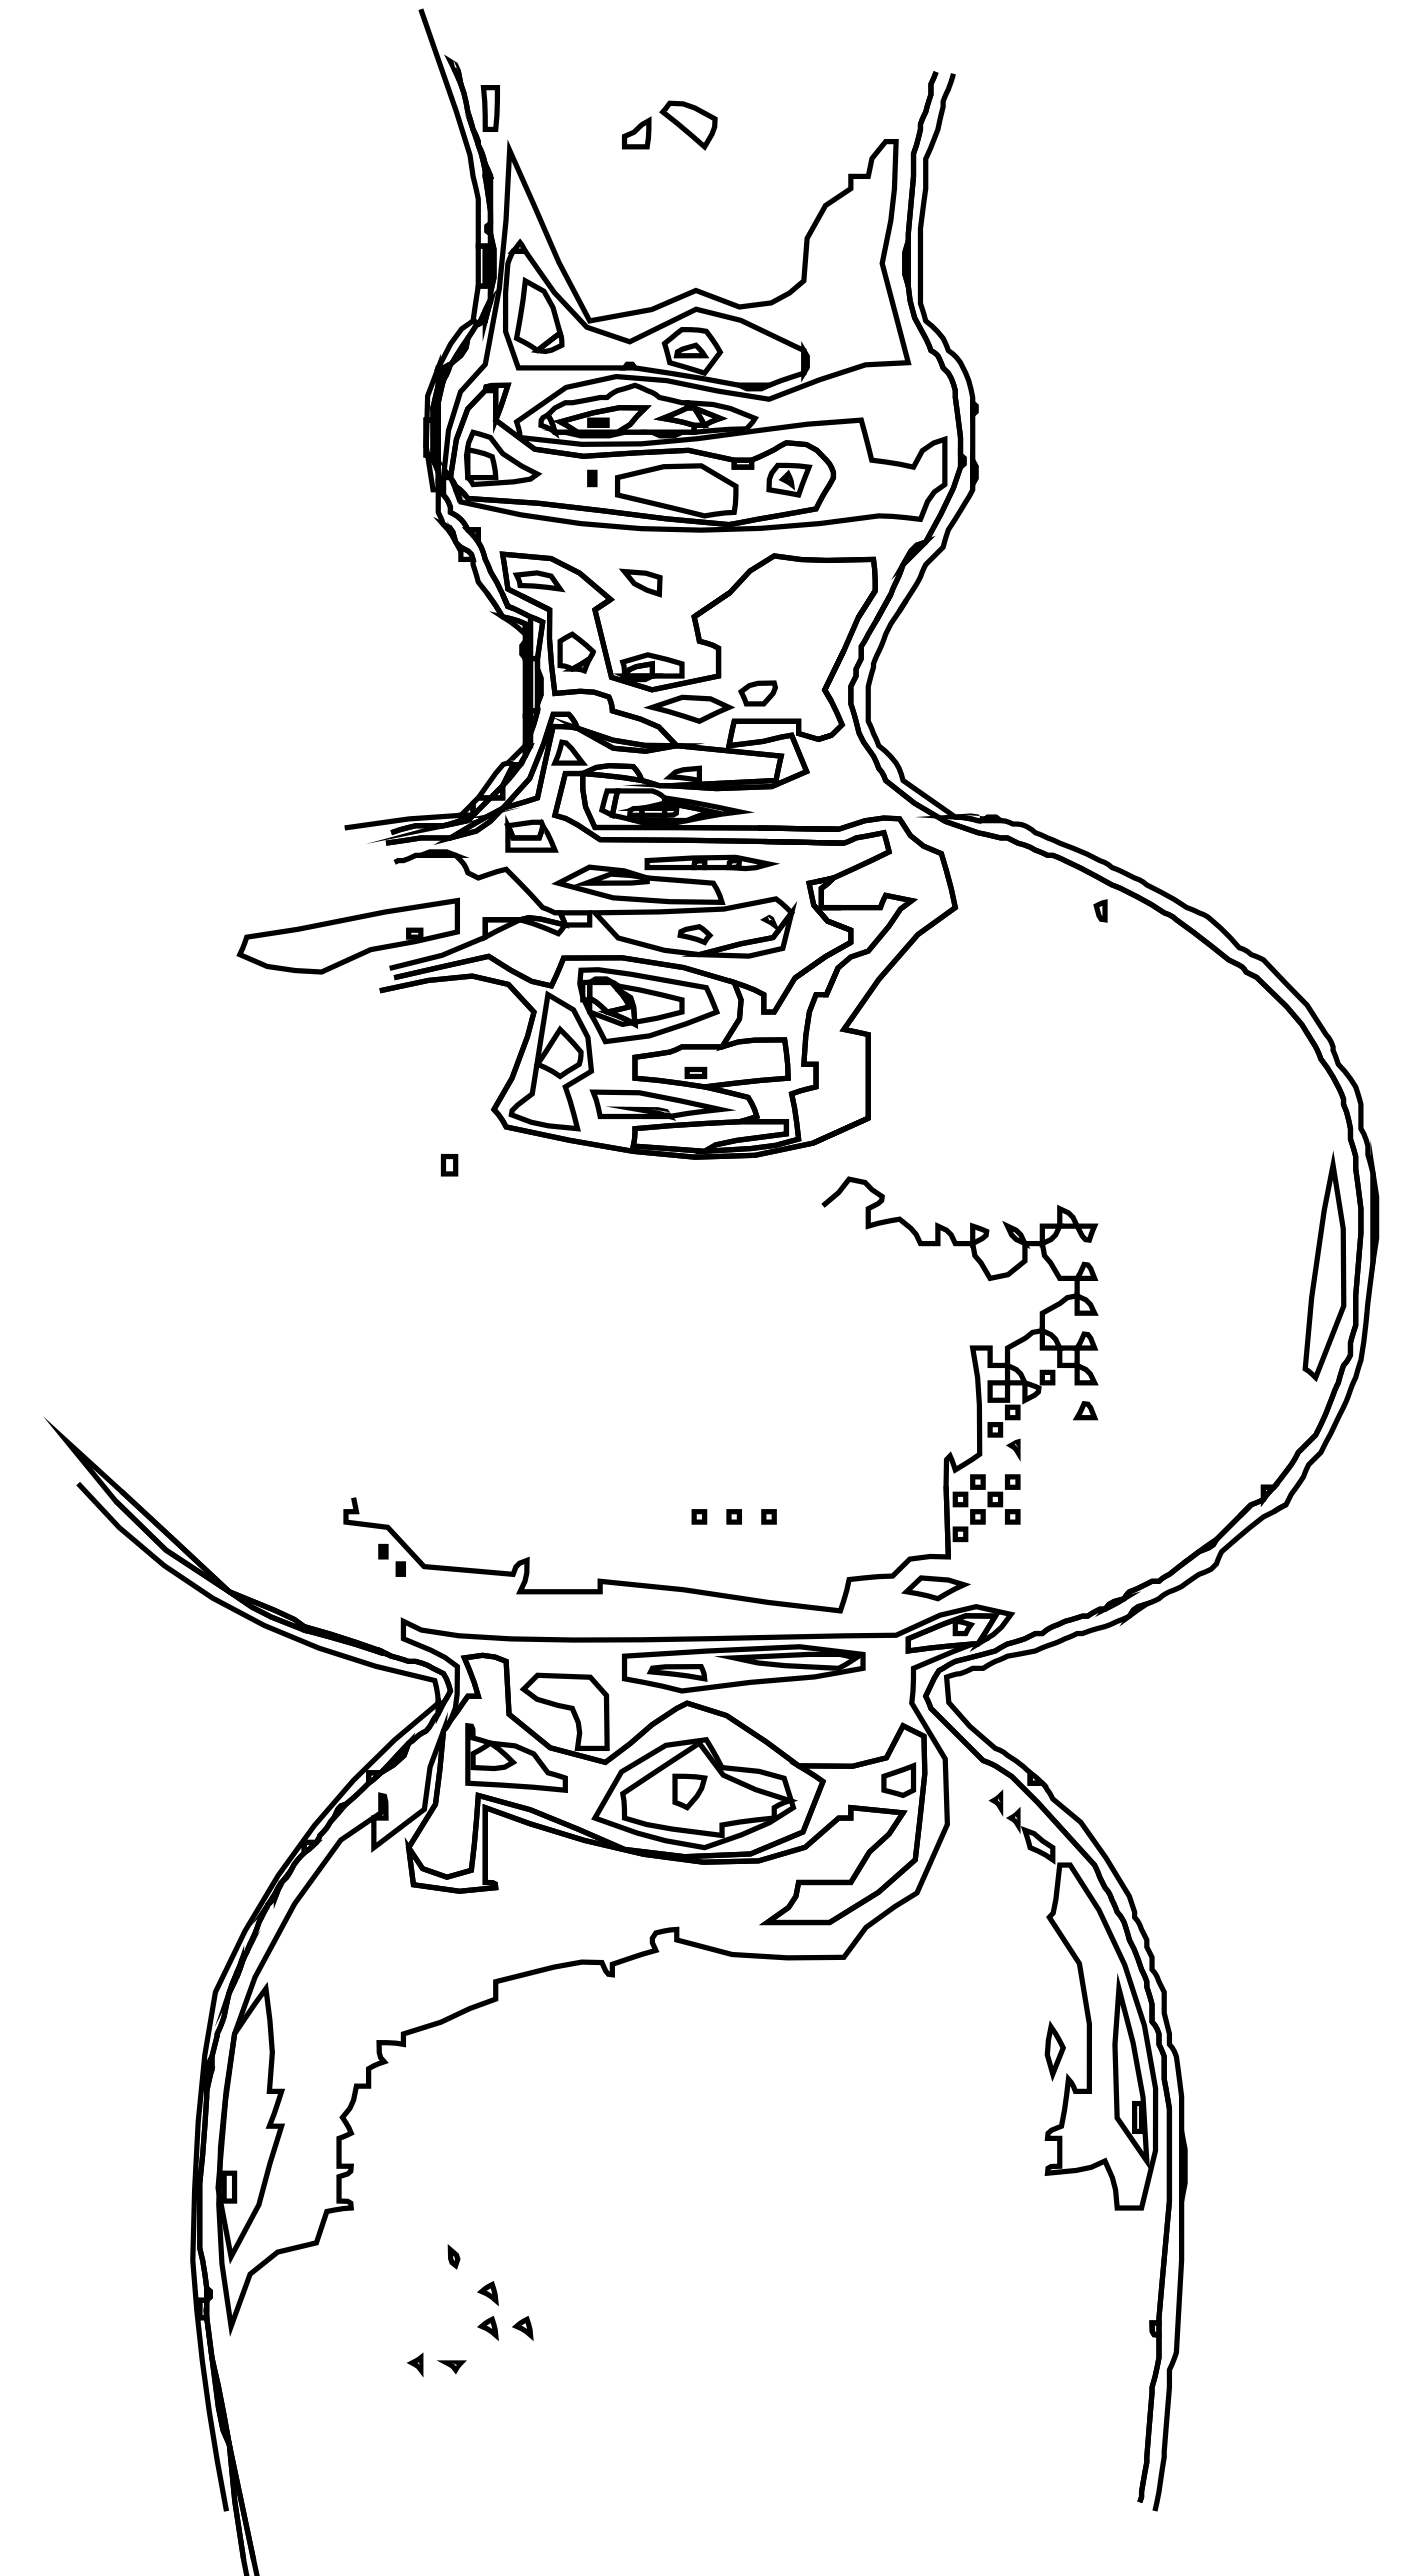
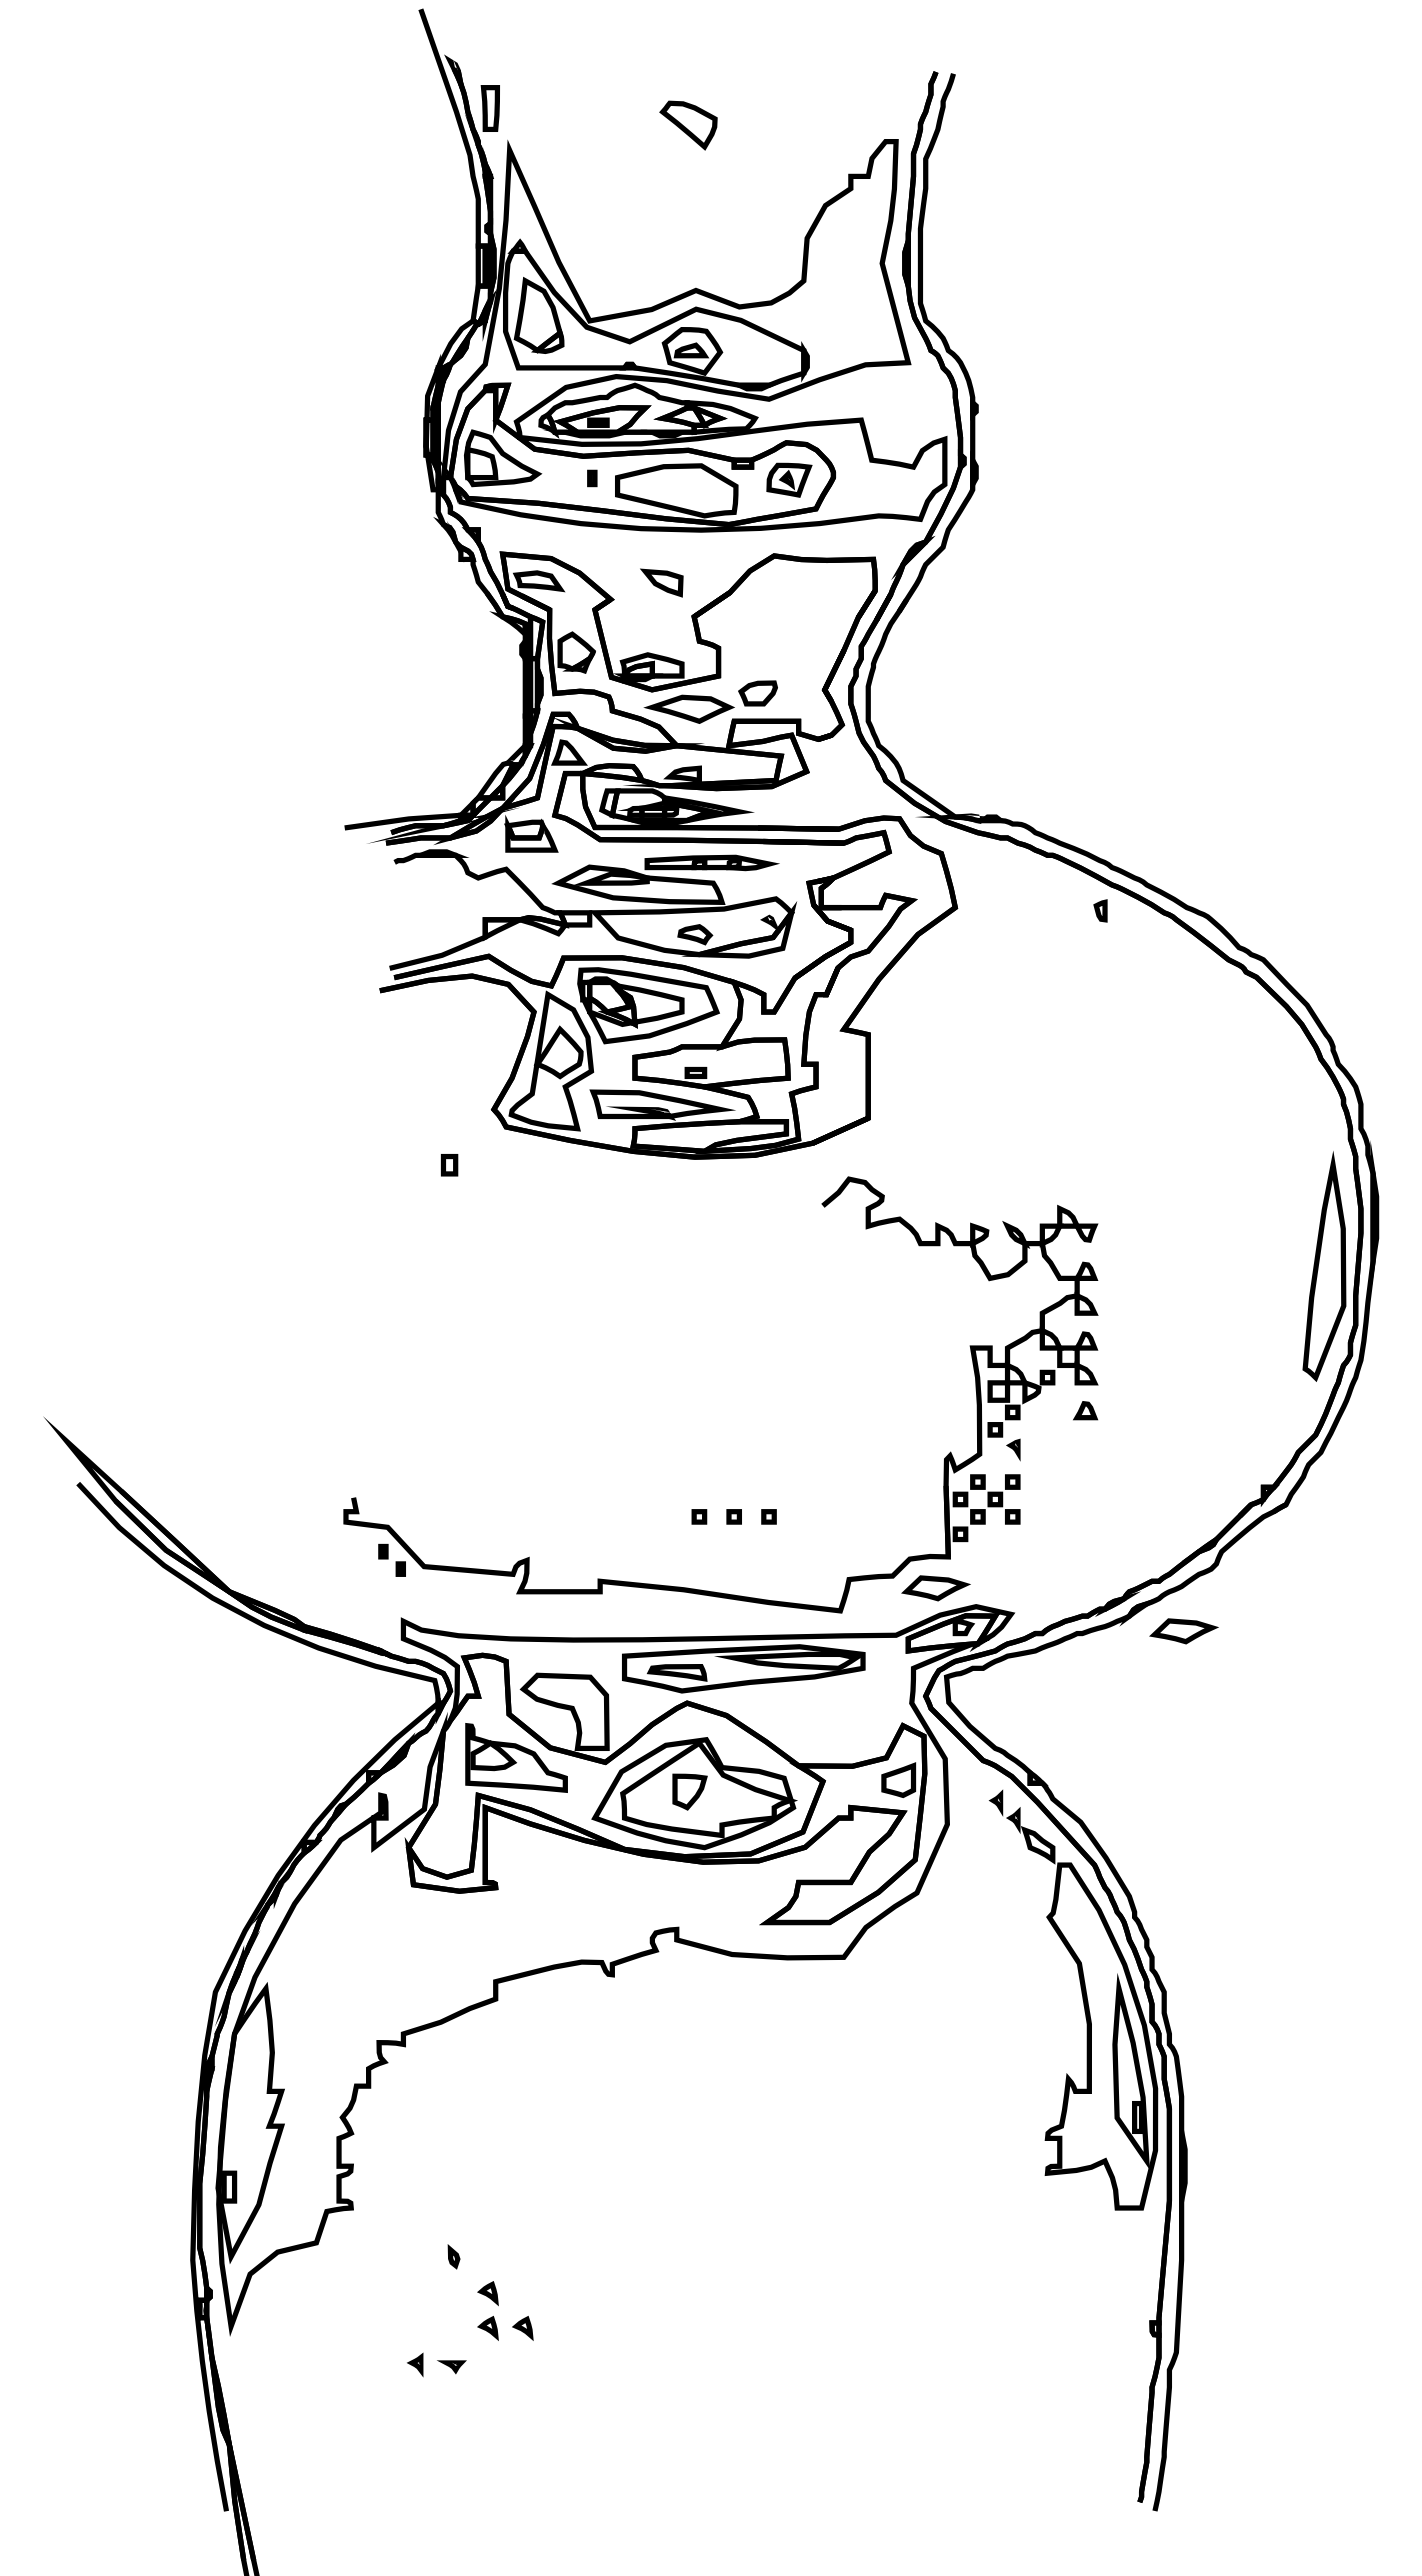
part: present -> none (636, 132)
part position: (640, 582) -> (661, 582) (661, 582)
part: present -> none (347, 935)
part: none -> present (1183, 1631)
part: present -> none (1054, 2050)
